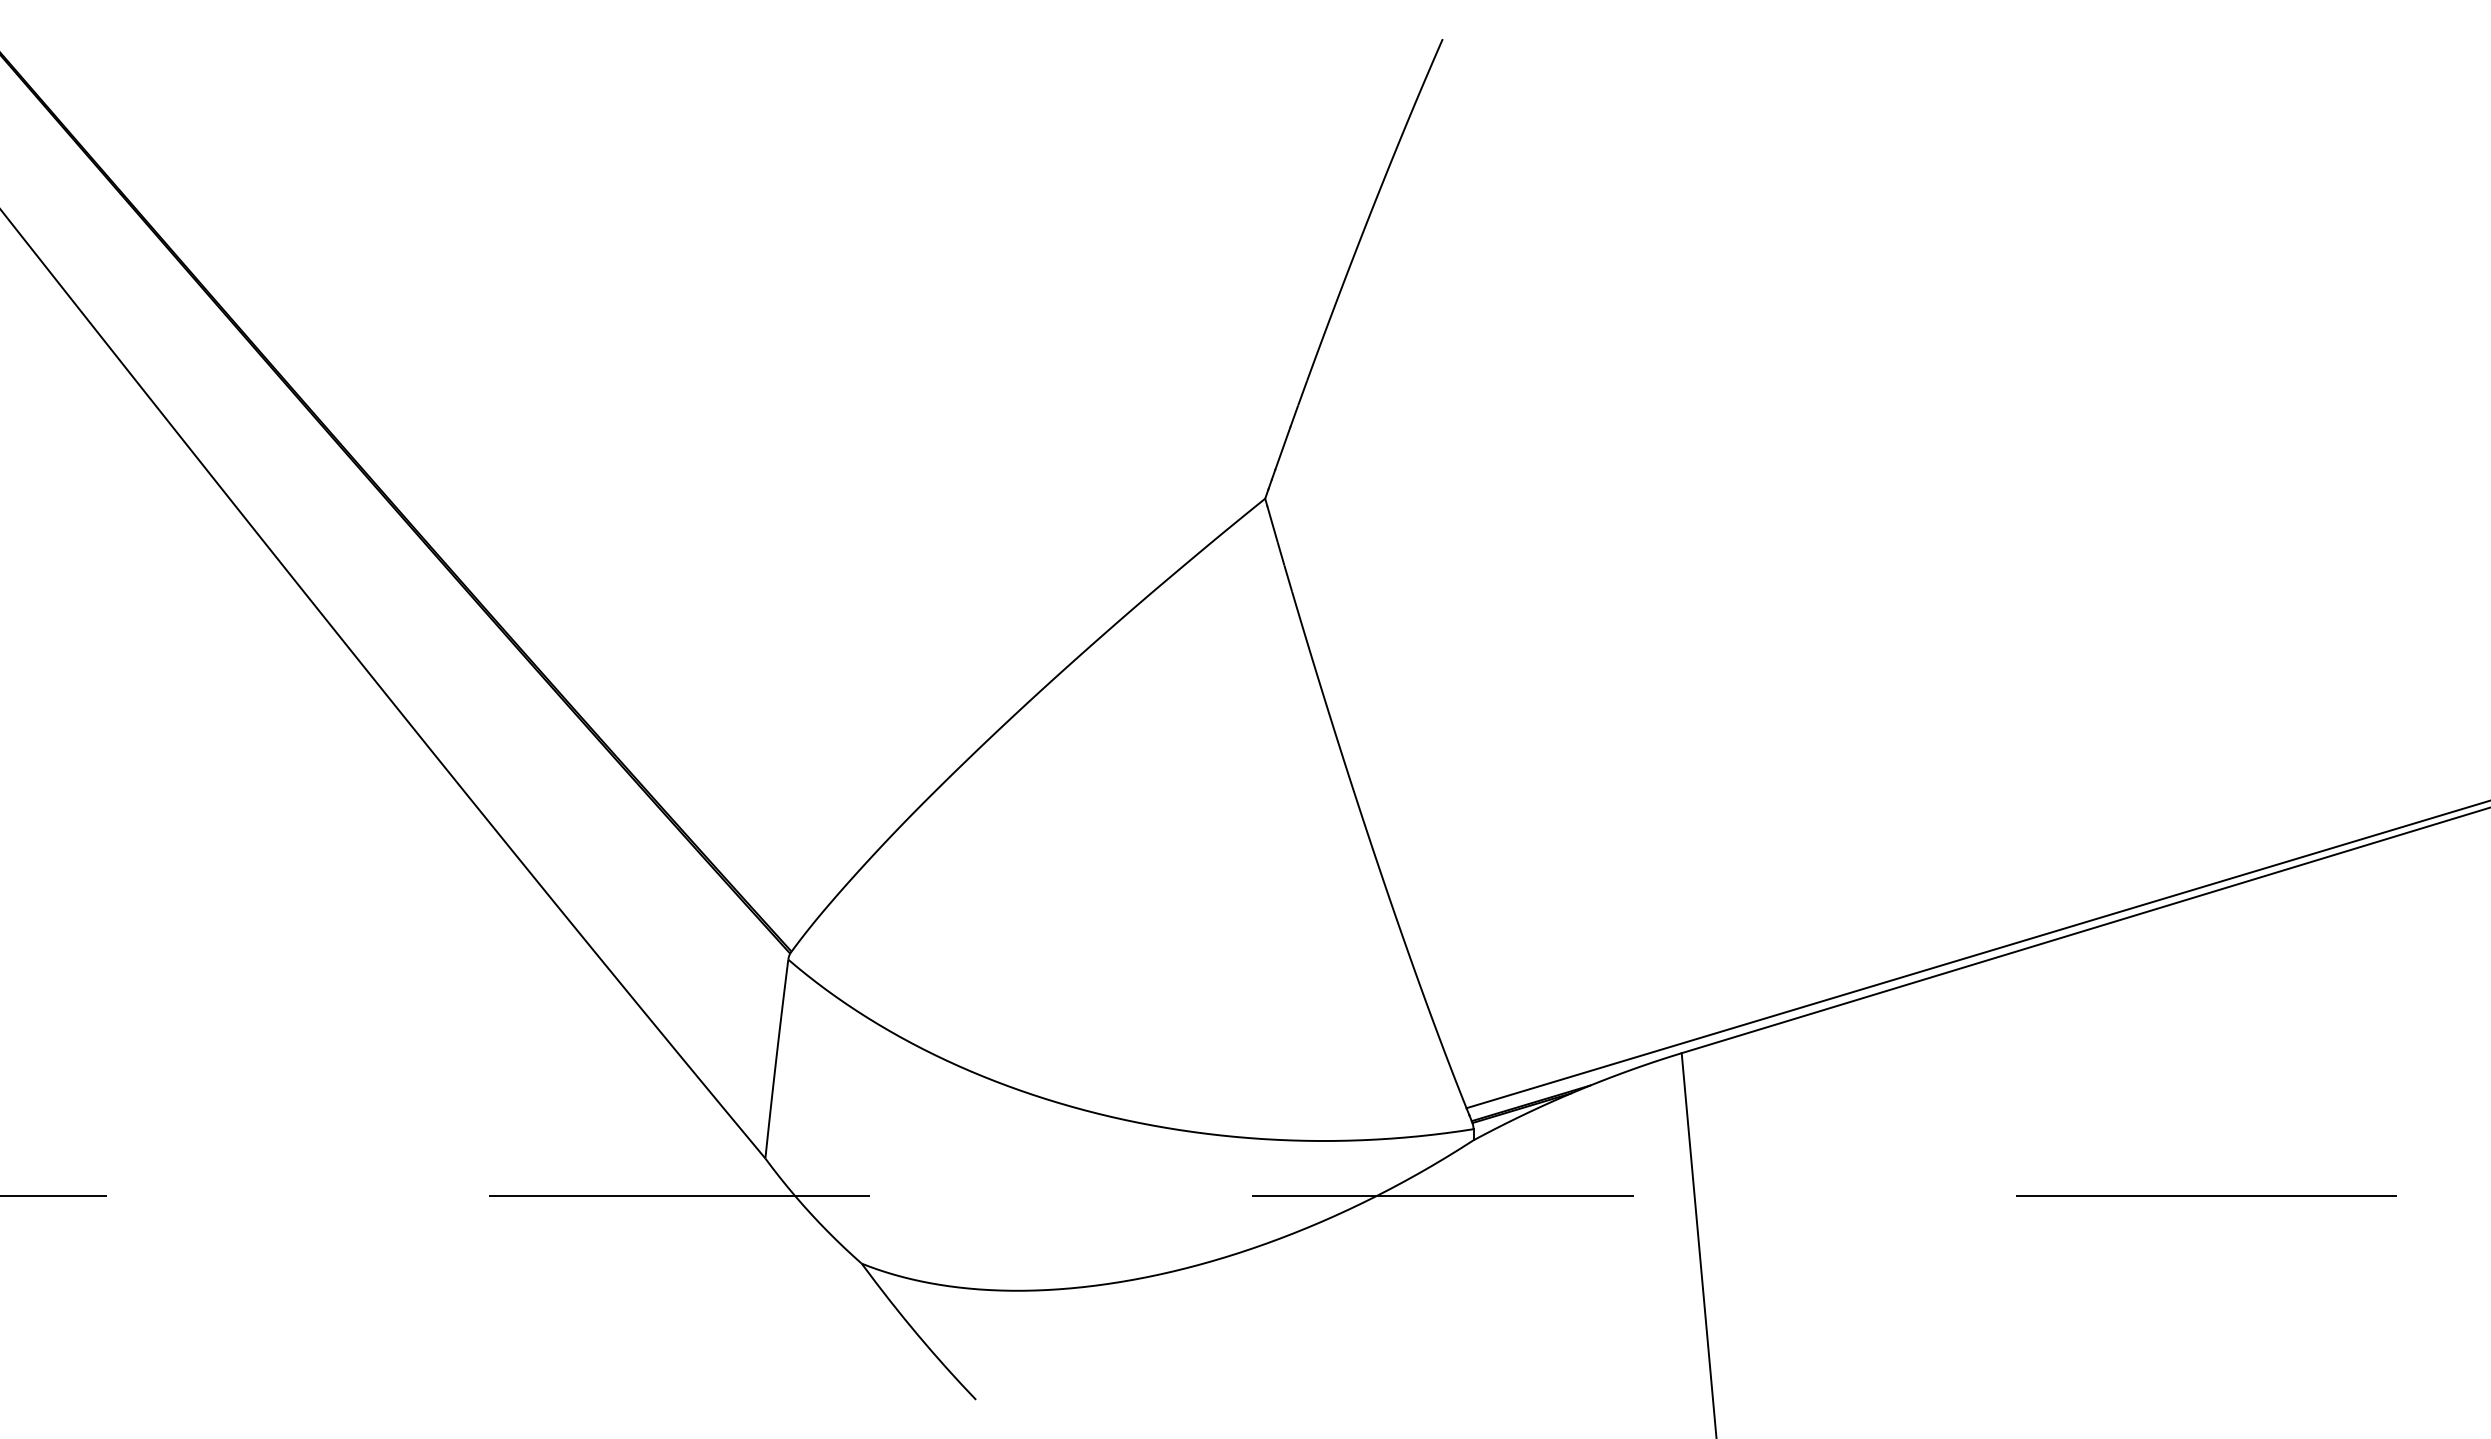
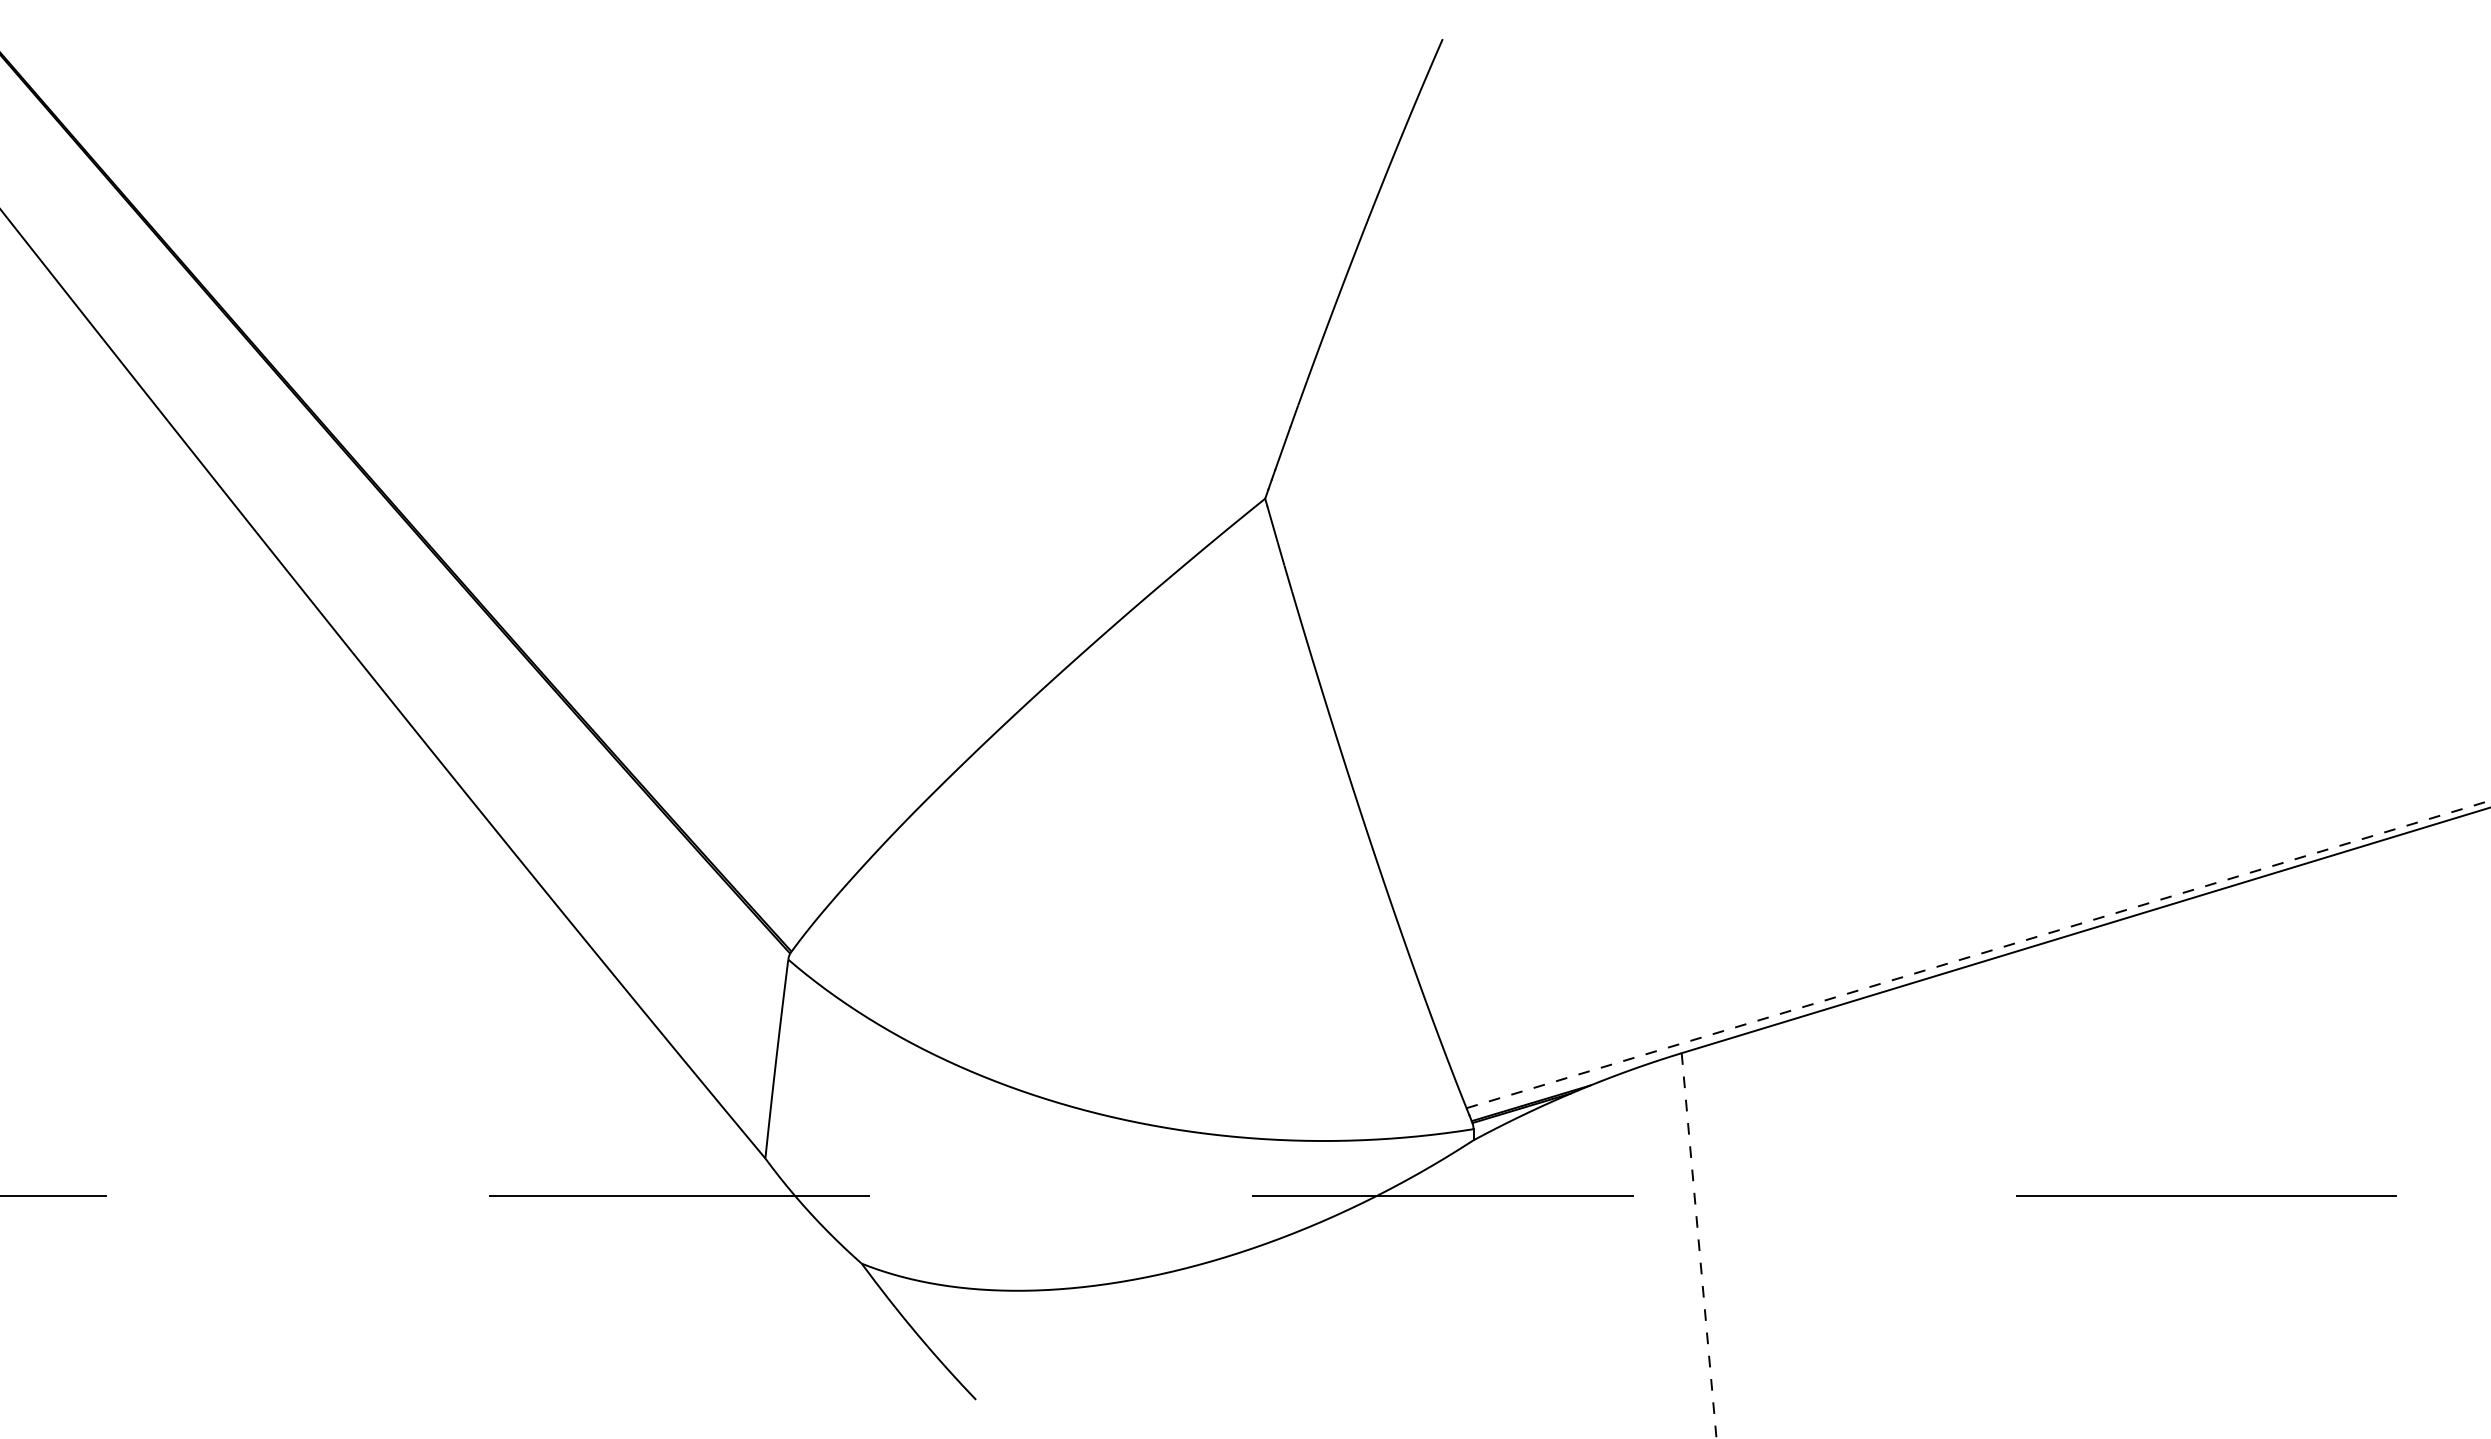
line: solid -> dashed (1978, 954)
line: solid -> dashed (1699, 1246)
